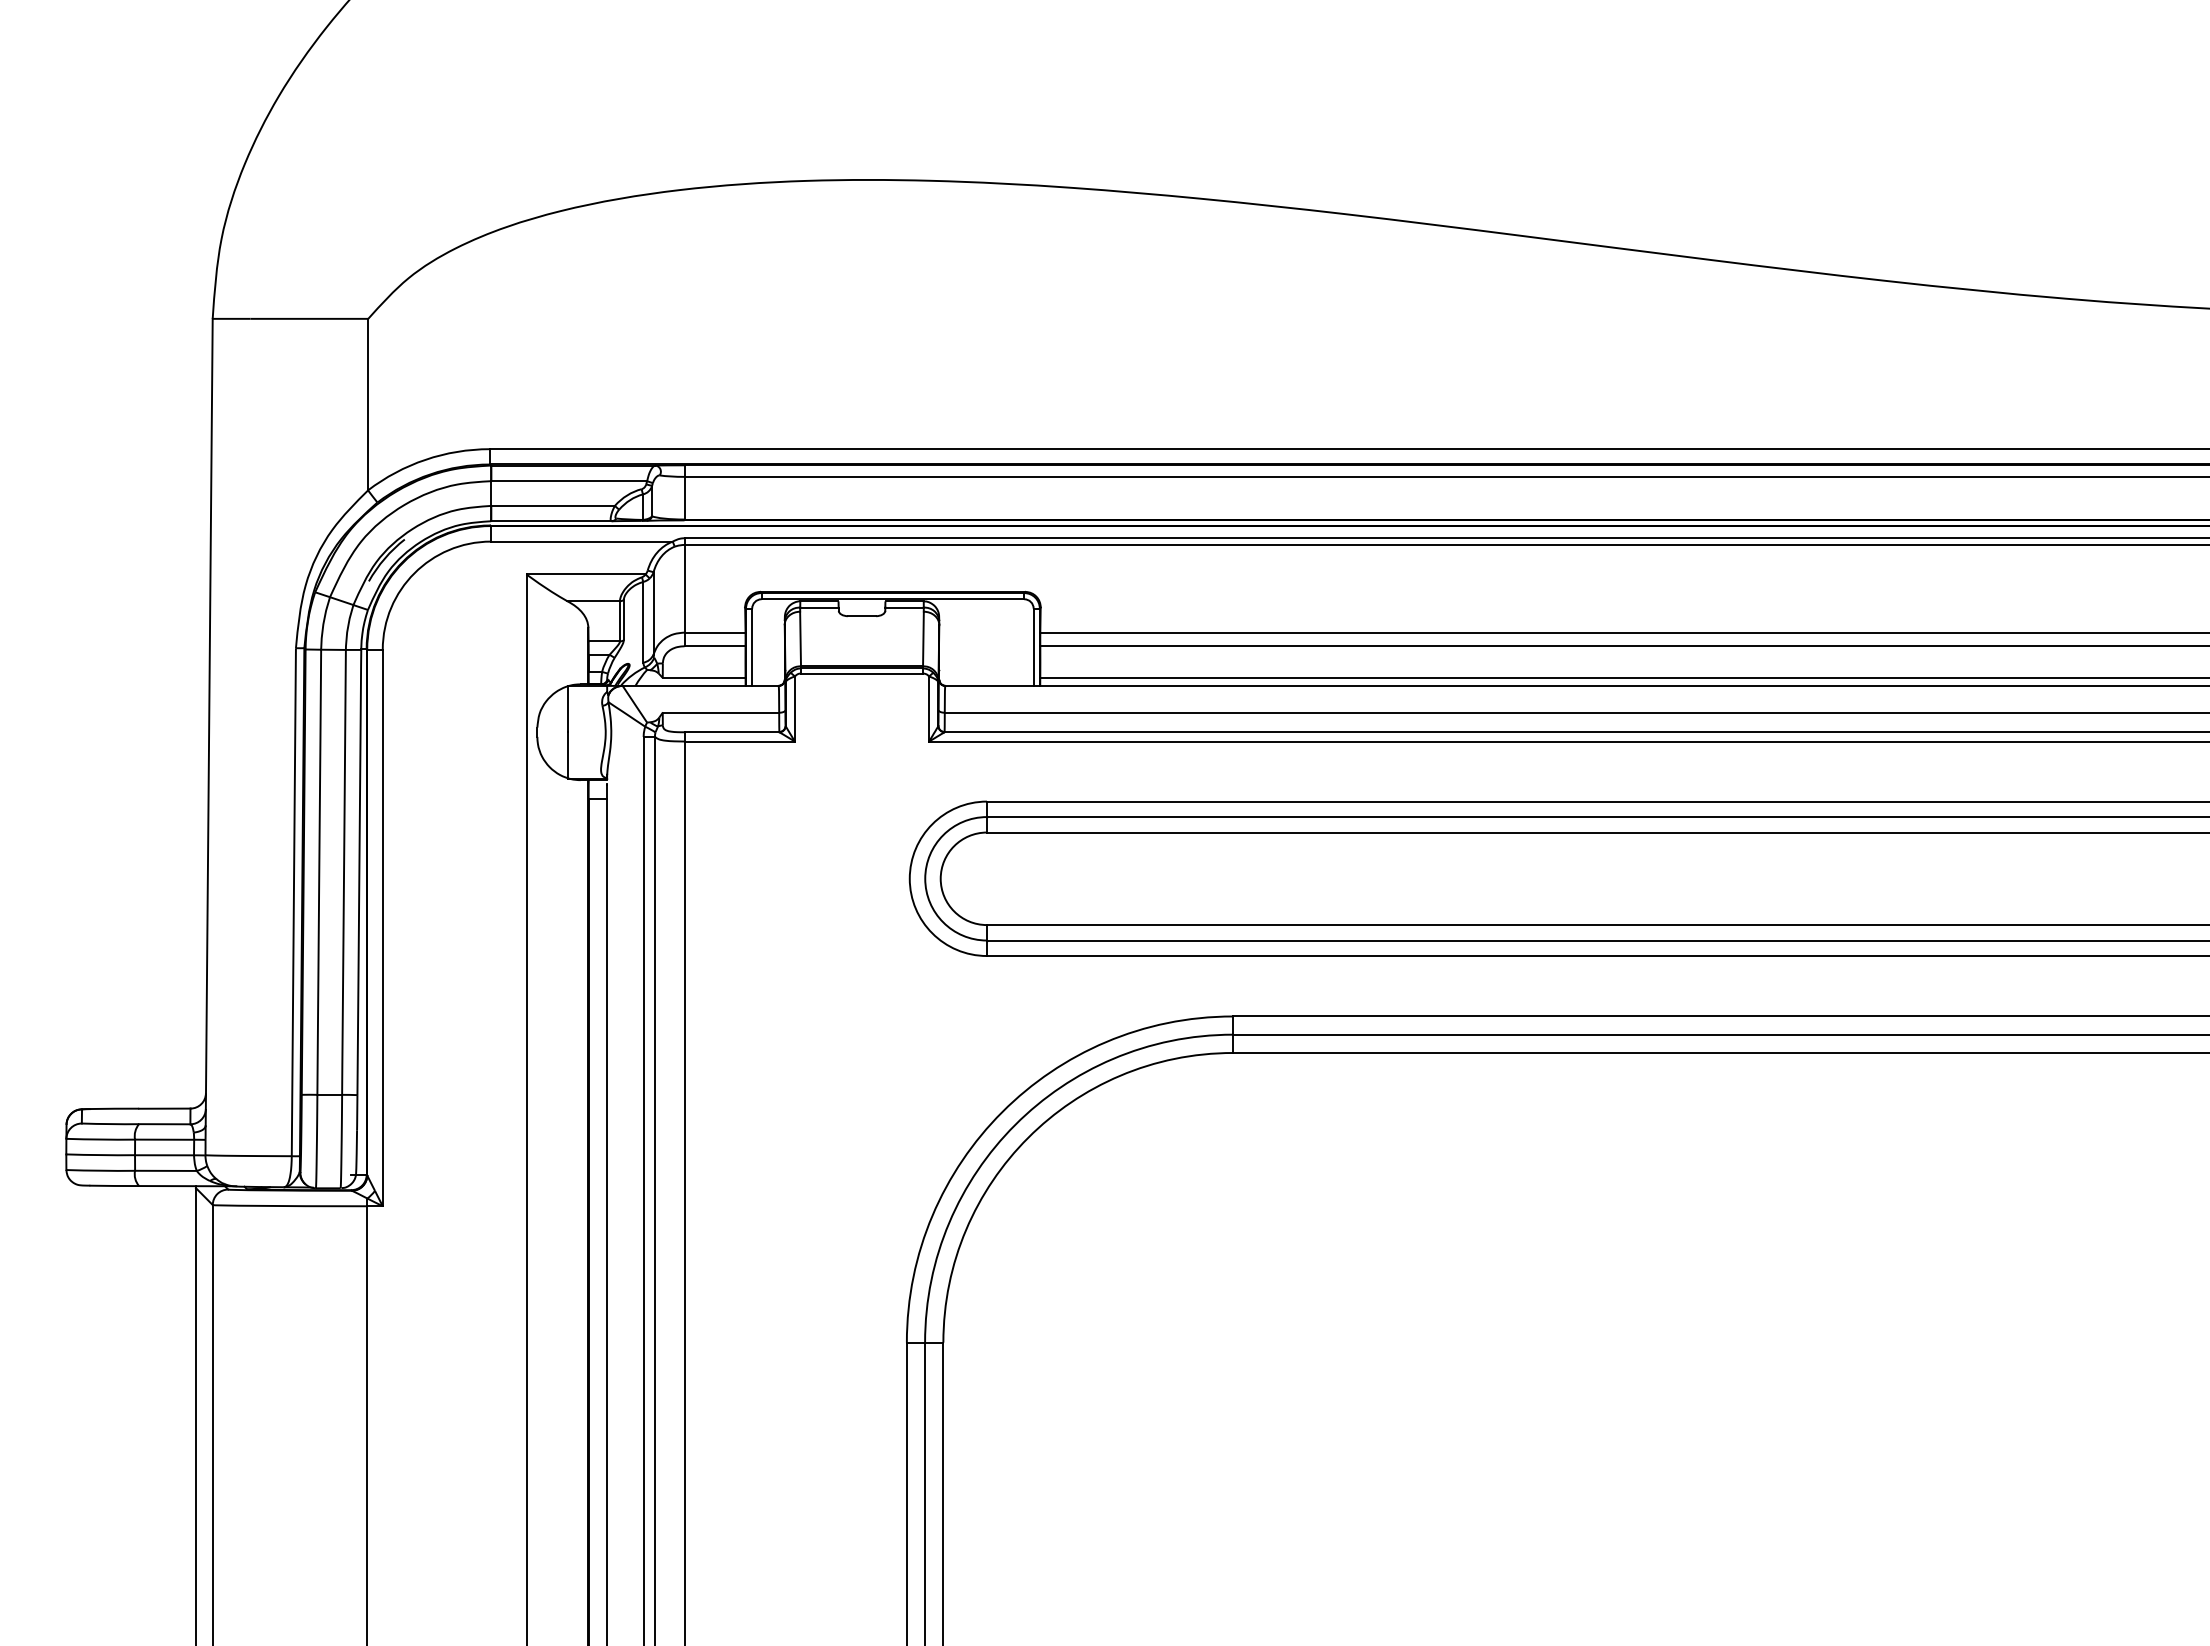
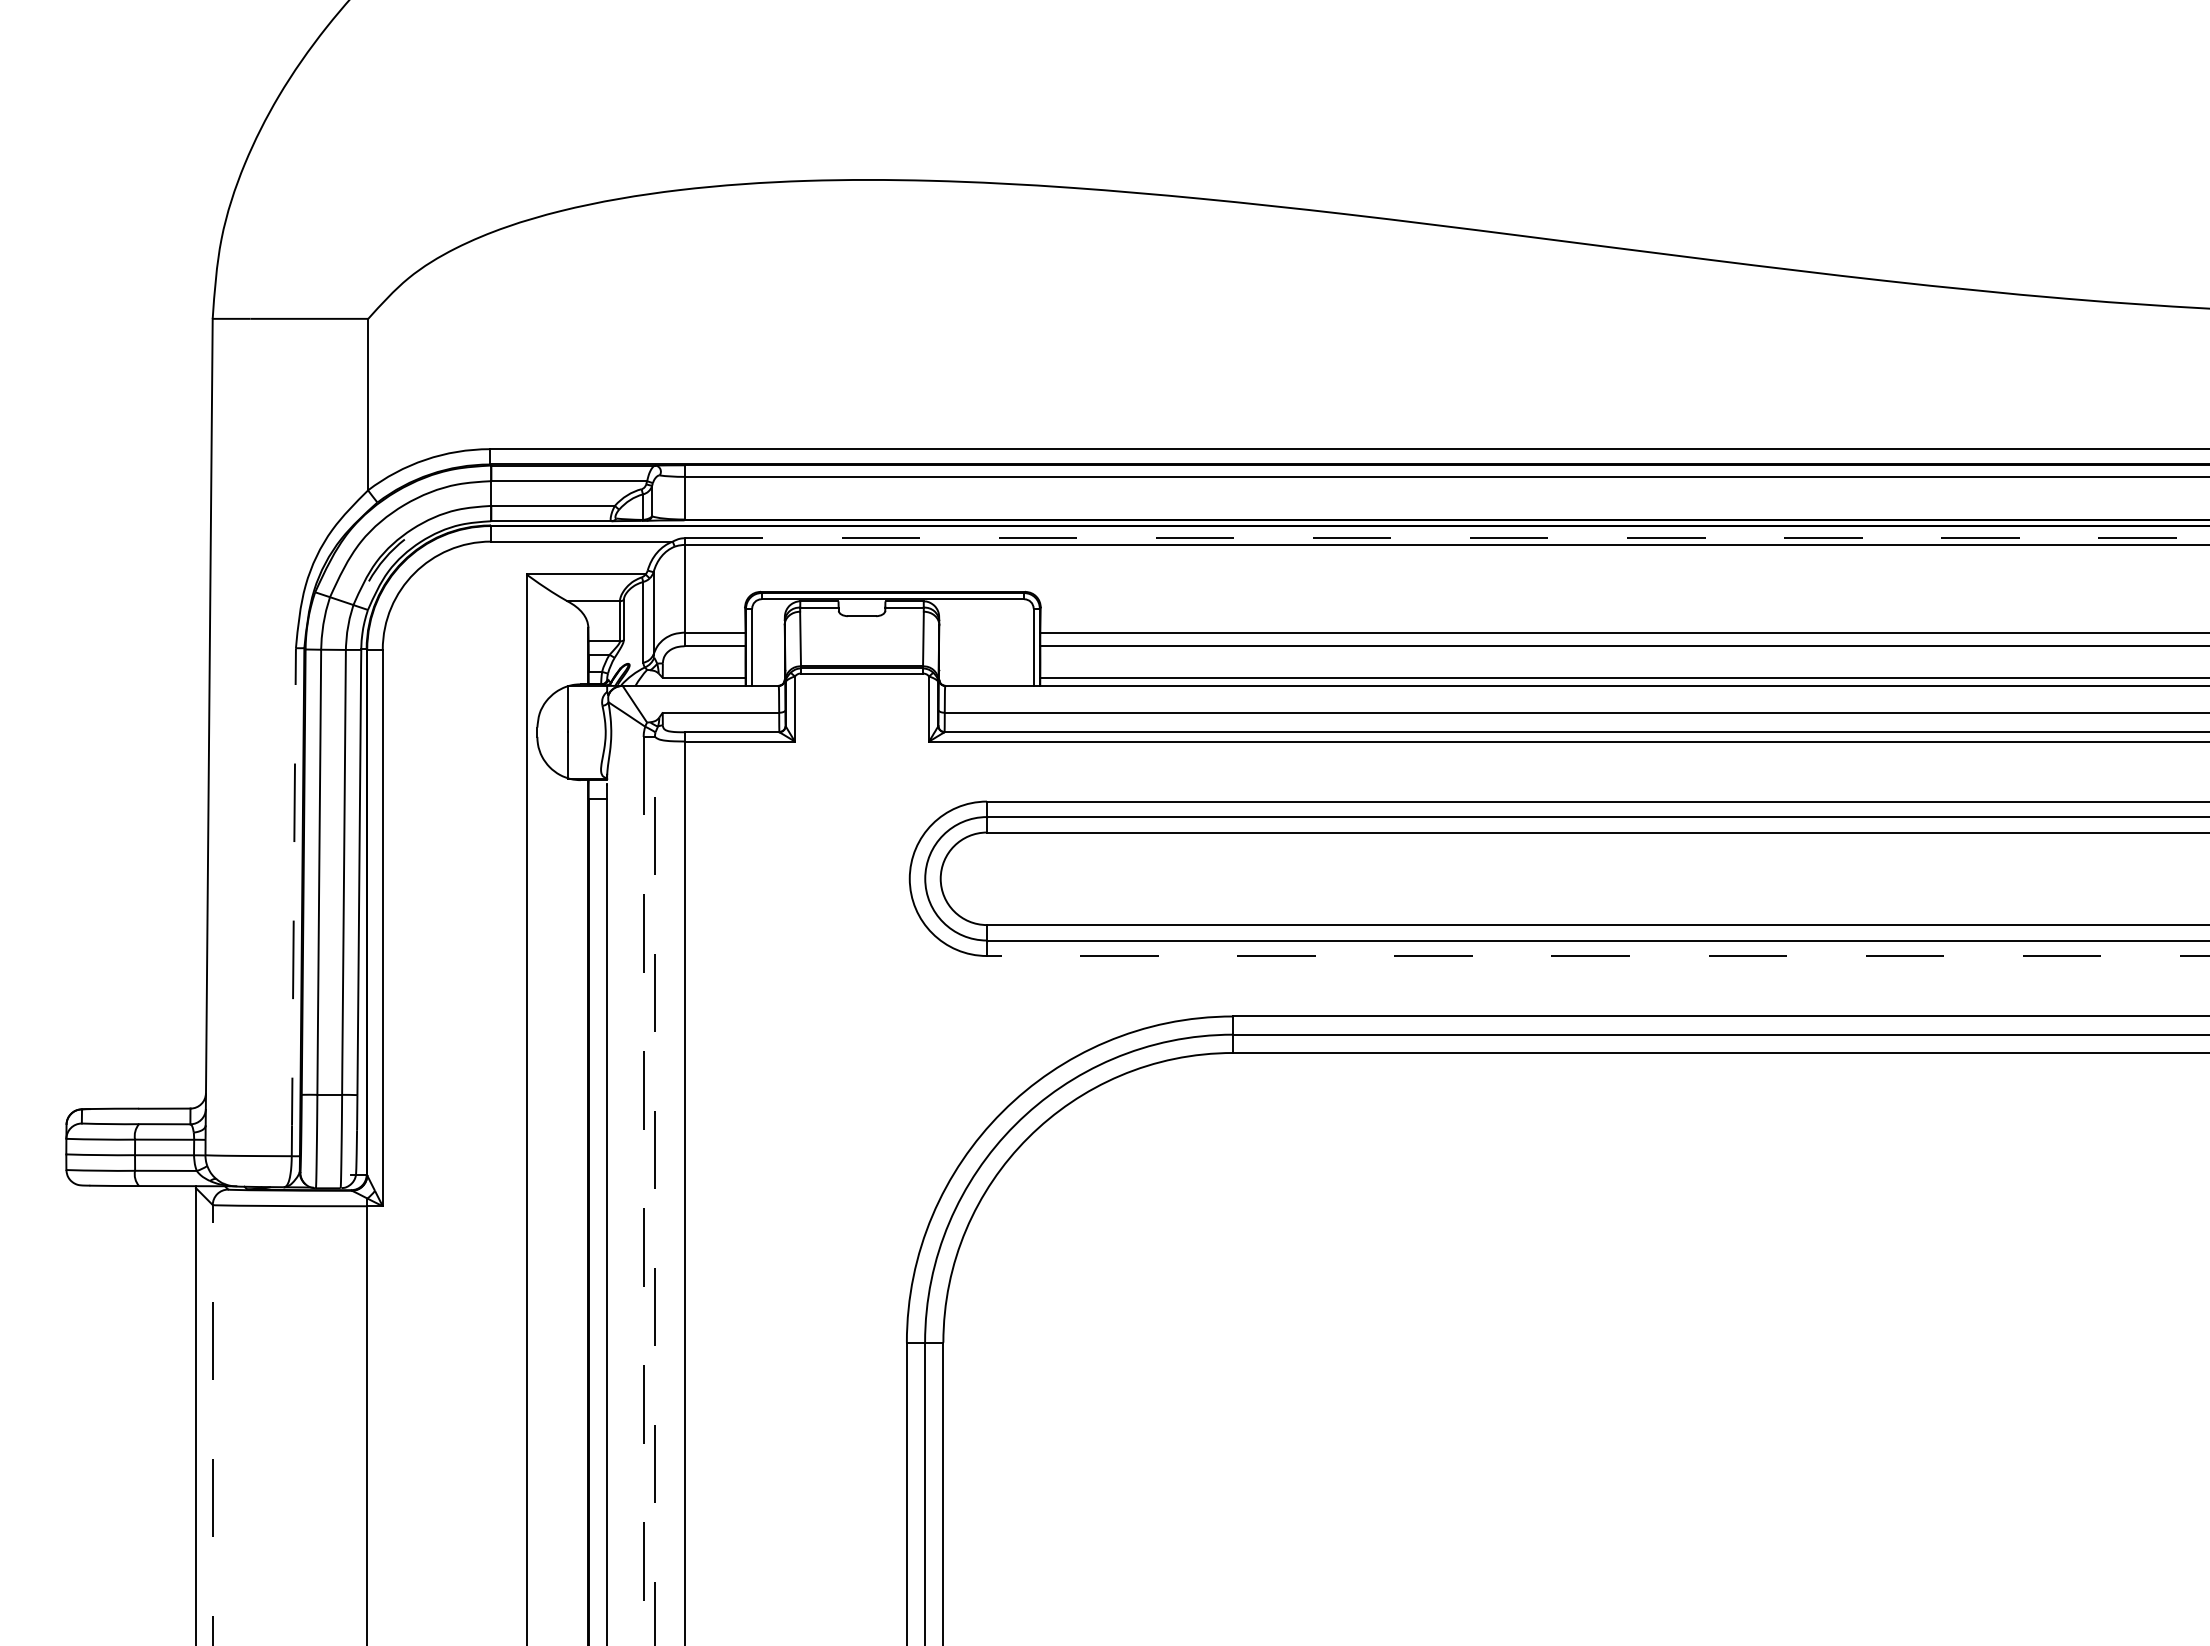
line: solid -> dashed (1447, 538)
line: solid -> dashed (293, 902)
line: solid -> dashed (1597, 956)
line: solid -> dashed (655, 1190)
line: solid -> dashed (643, 1191)
line: solid -> dashed (212, 1424)
